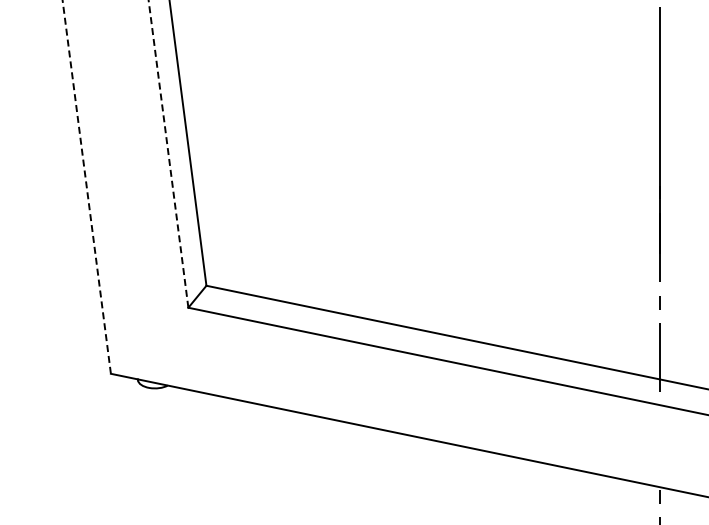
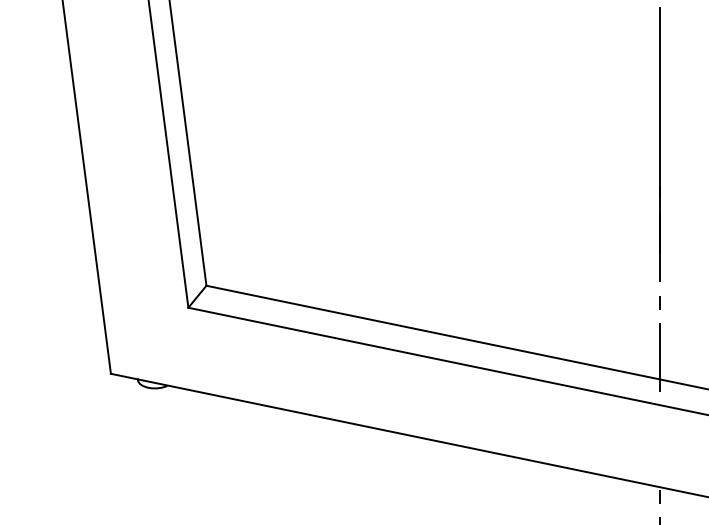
line: dashed -> solid (168, 154)
line: dashed -> solid (86, 186)
